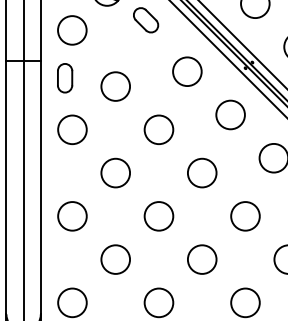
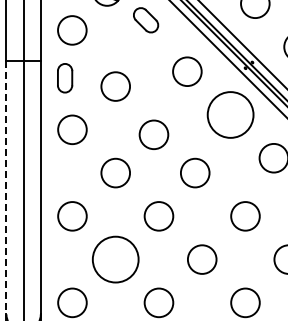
circle diameter: 29 px -> 46 px (230, 114)
circle position: (158, 129) -> (153, 134) (153, 134)
circle position: (202, 172) -> (195, 172) (195, 172)
line: solid -> dashed (6, 187)
circle diameter: 29 px -> 46 px (115, 259)
